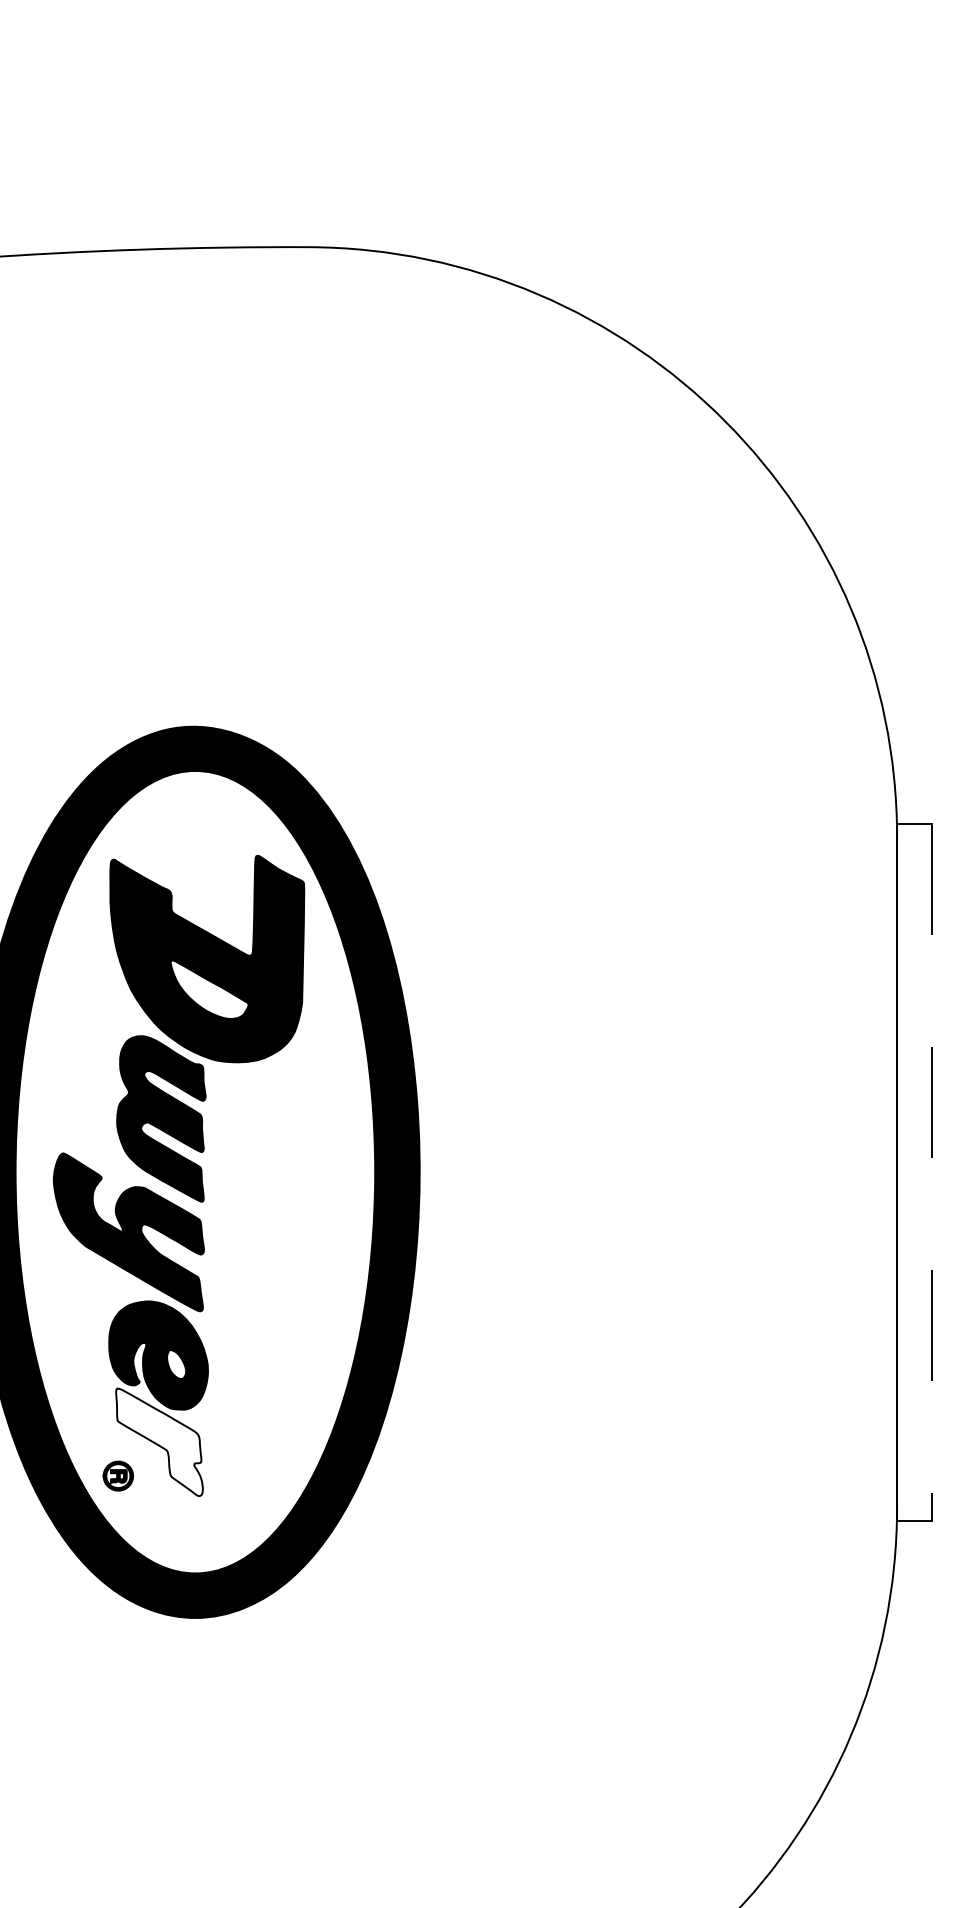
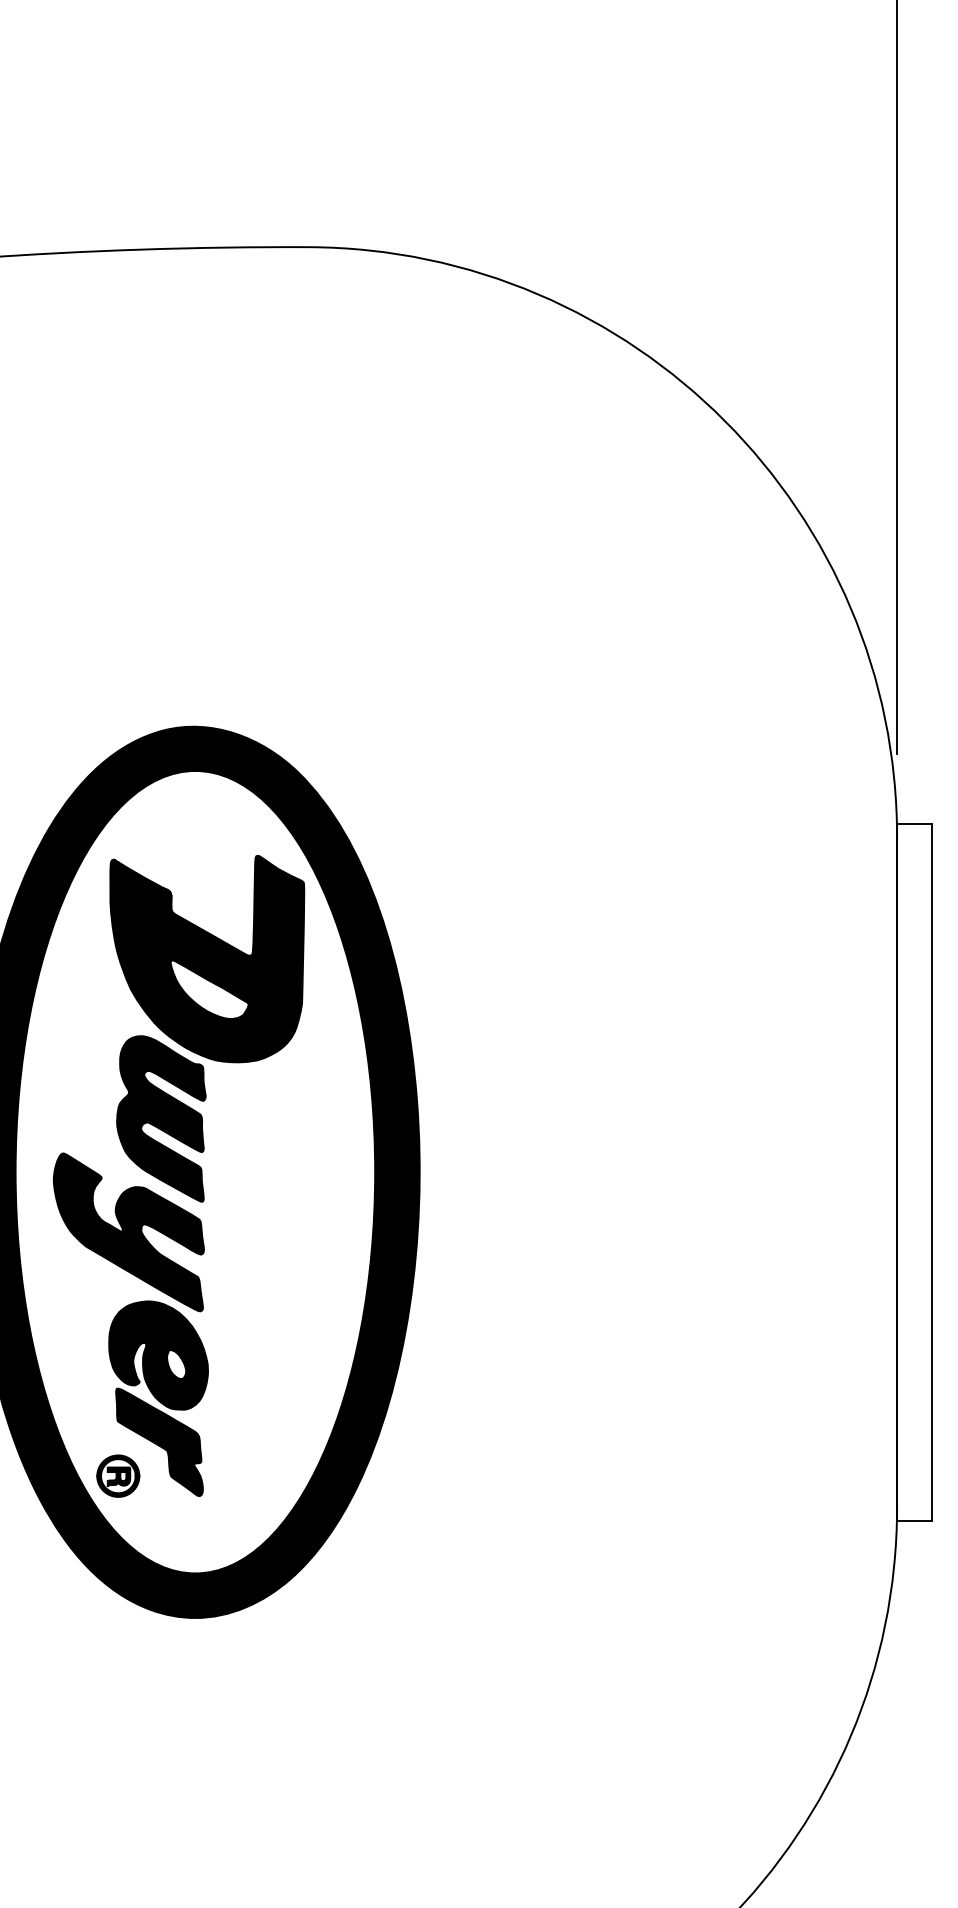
line: none -> present (897, 378)
line: dashed -> solid (931, 1172)
fill: none -> present (159, 1442)
part size: 32x32 px -> 45x44 px (118, 1475)
